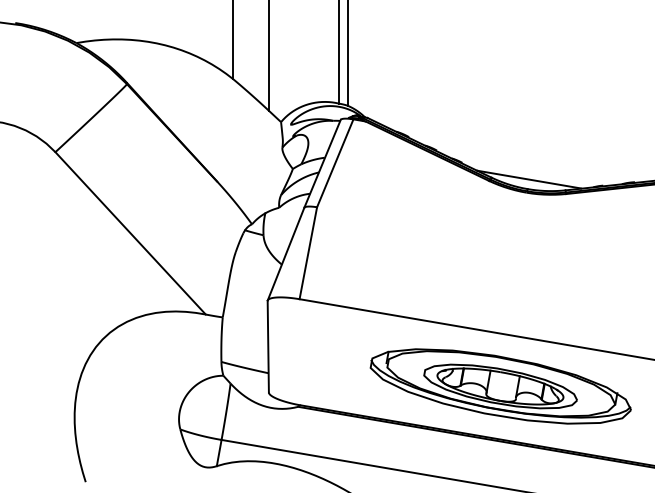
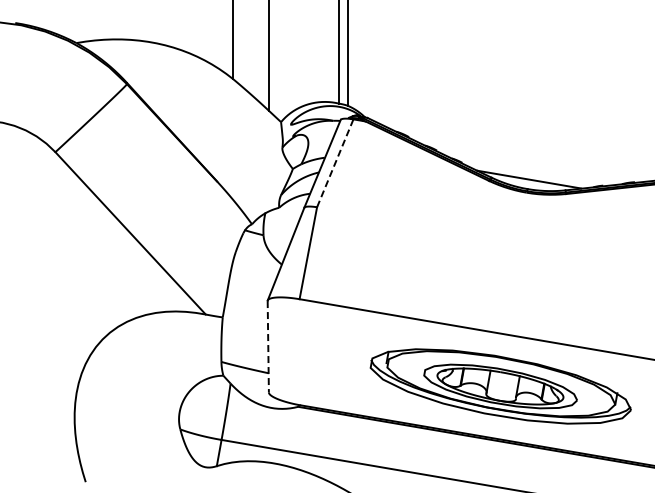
line: solid -> dashed (335, 163)
line: solid -> dashed (268, 346)
